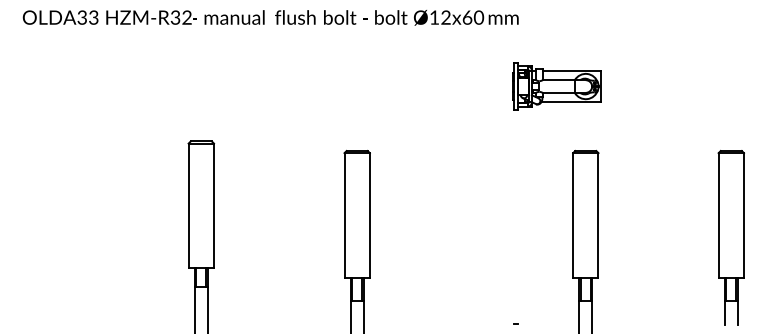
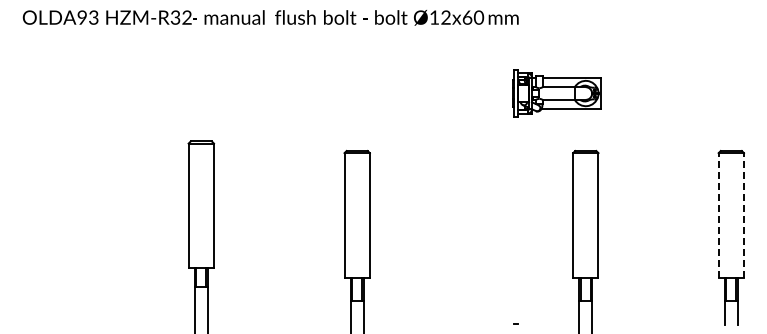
text: 33 -> 93 (81, 17)
part position: (556, 86) -> (556, 93) (556, 93)
line: solid -> dashed (718, 214)
line: solid -> dashed (743, 214)
